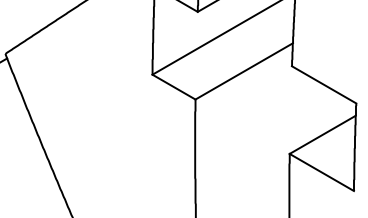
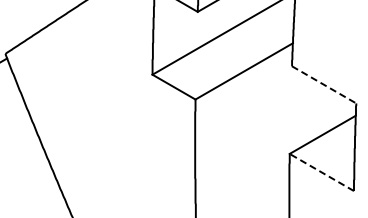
line: solid -> dashed (324, 85)
line: solid -> dashed (321, 172)
